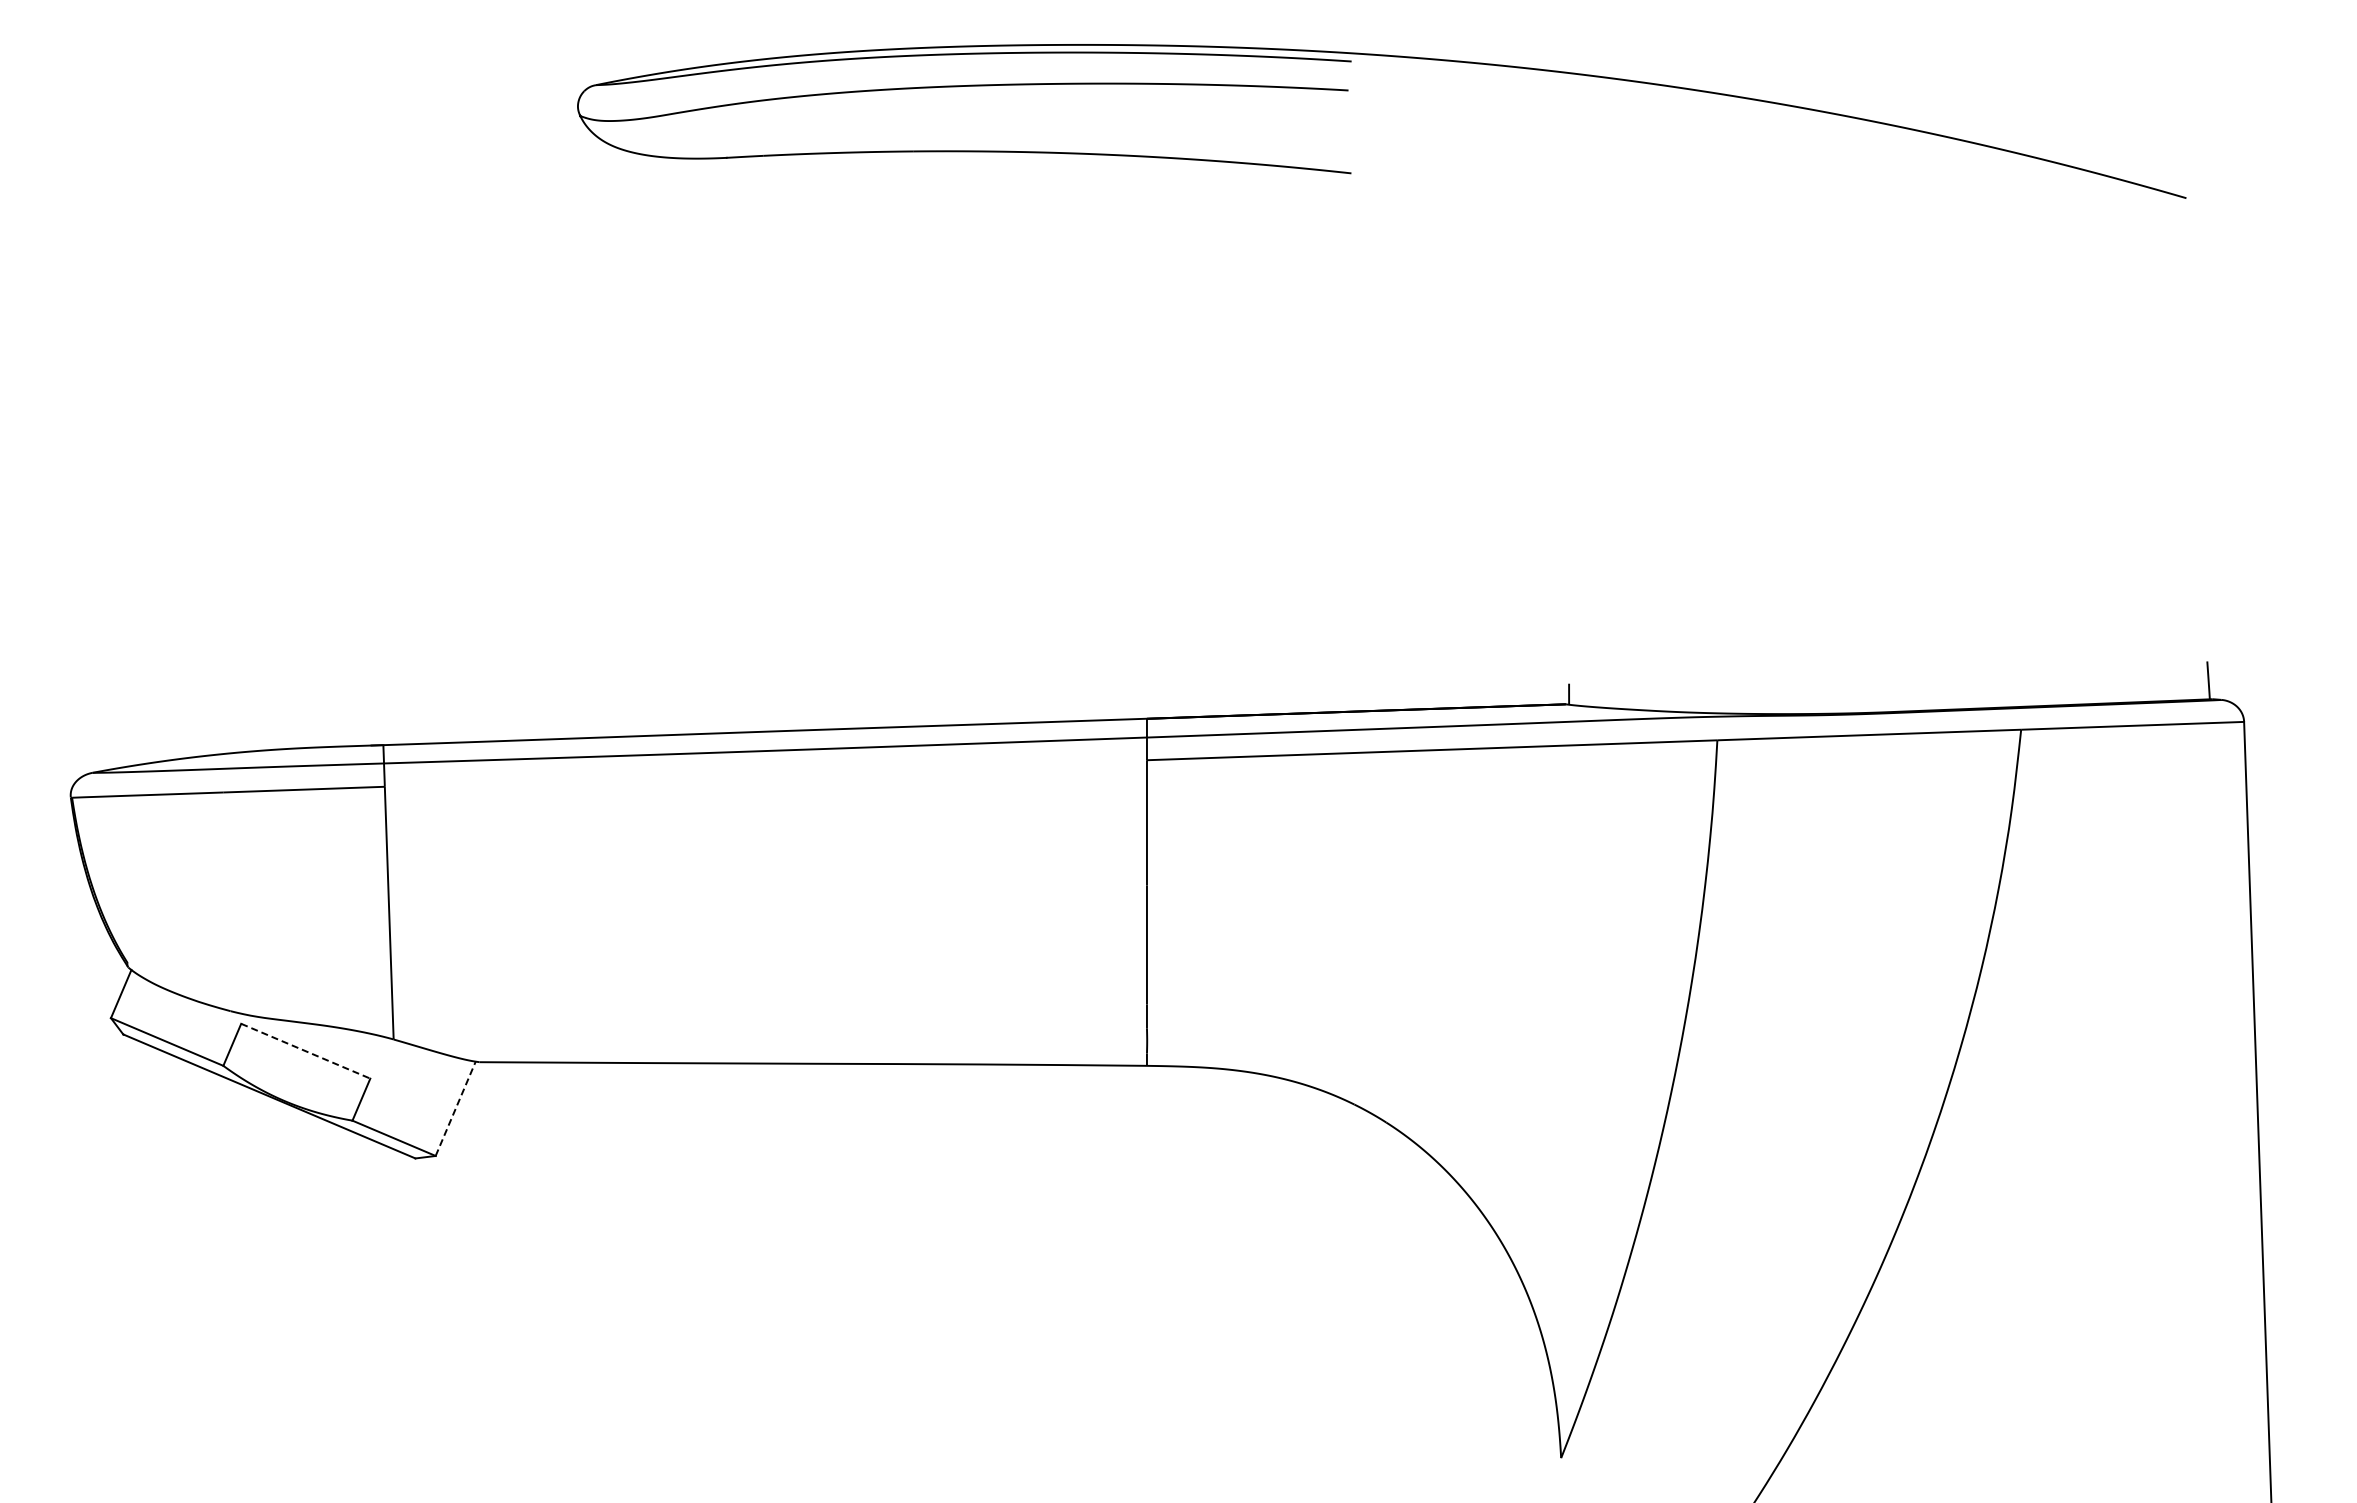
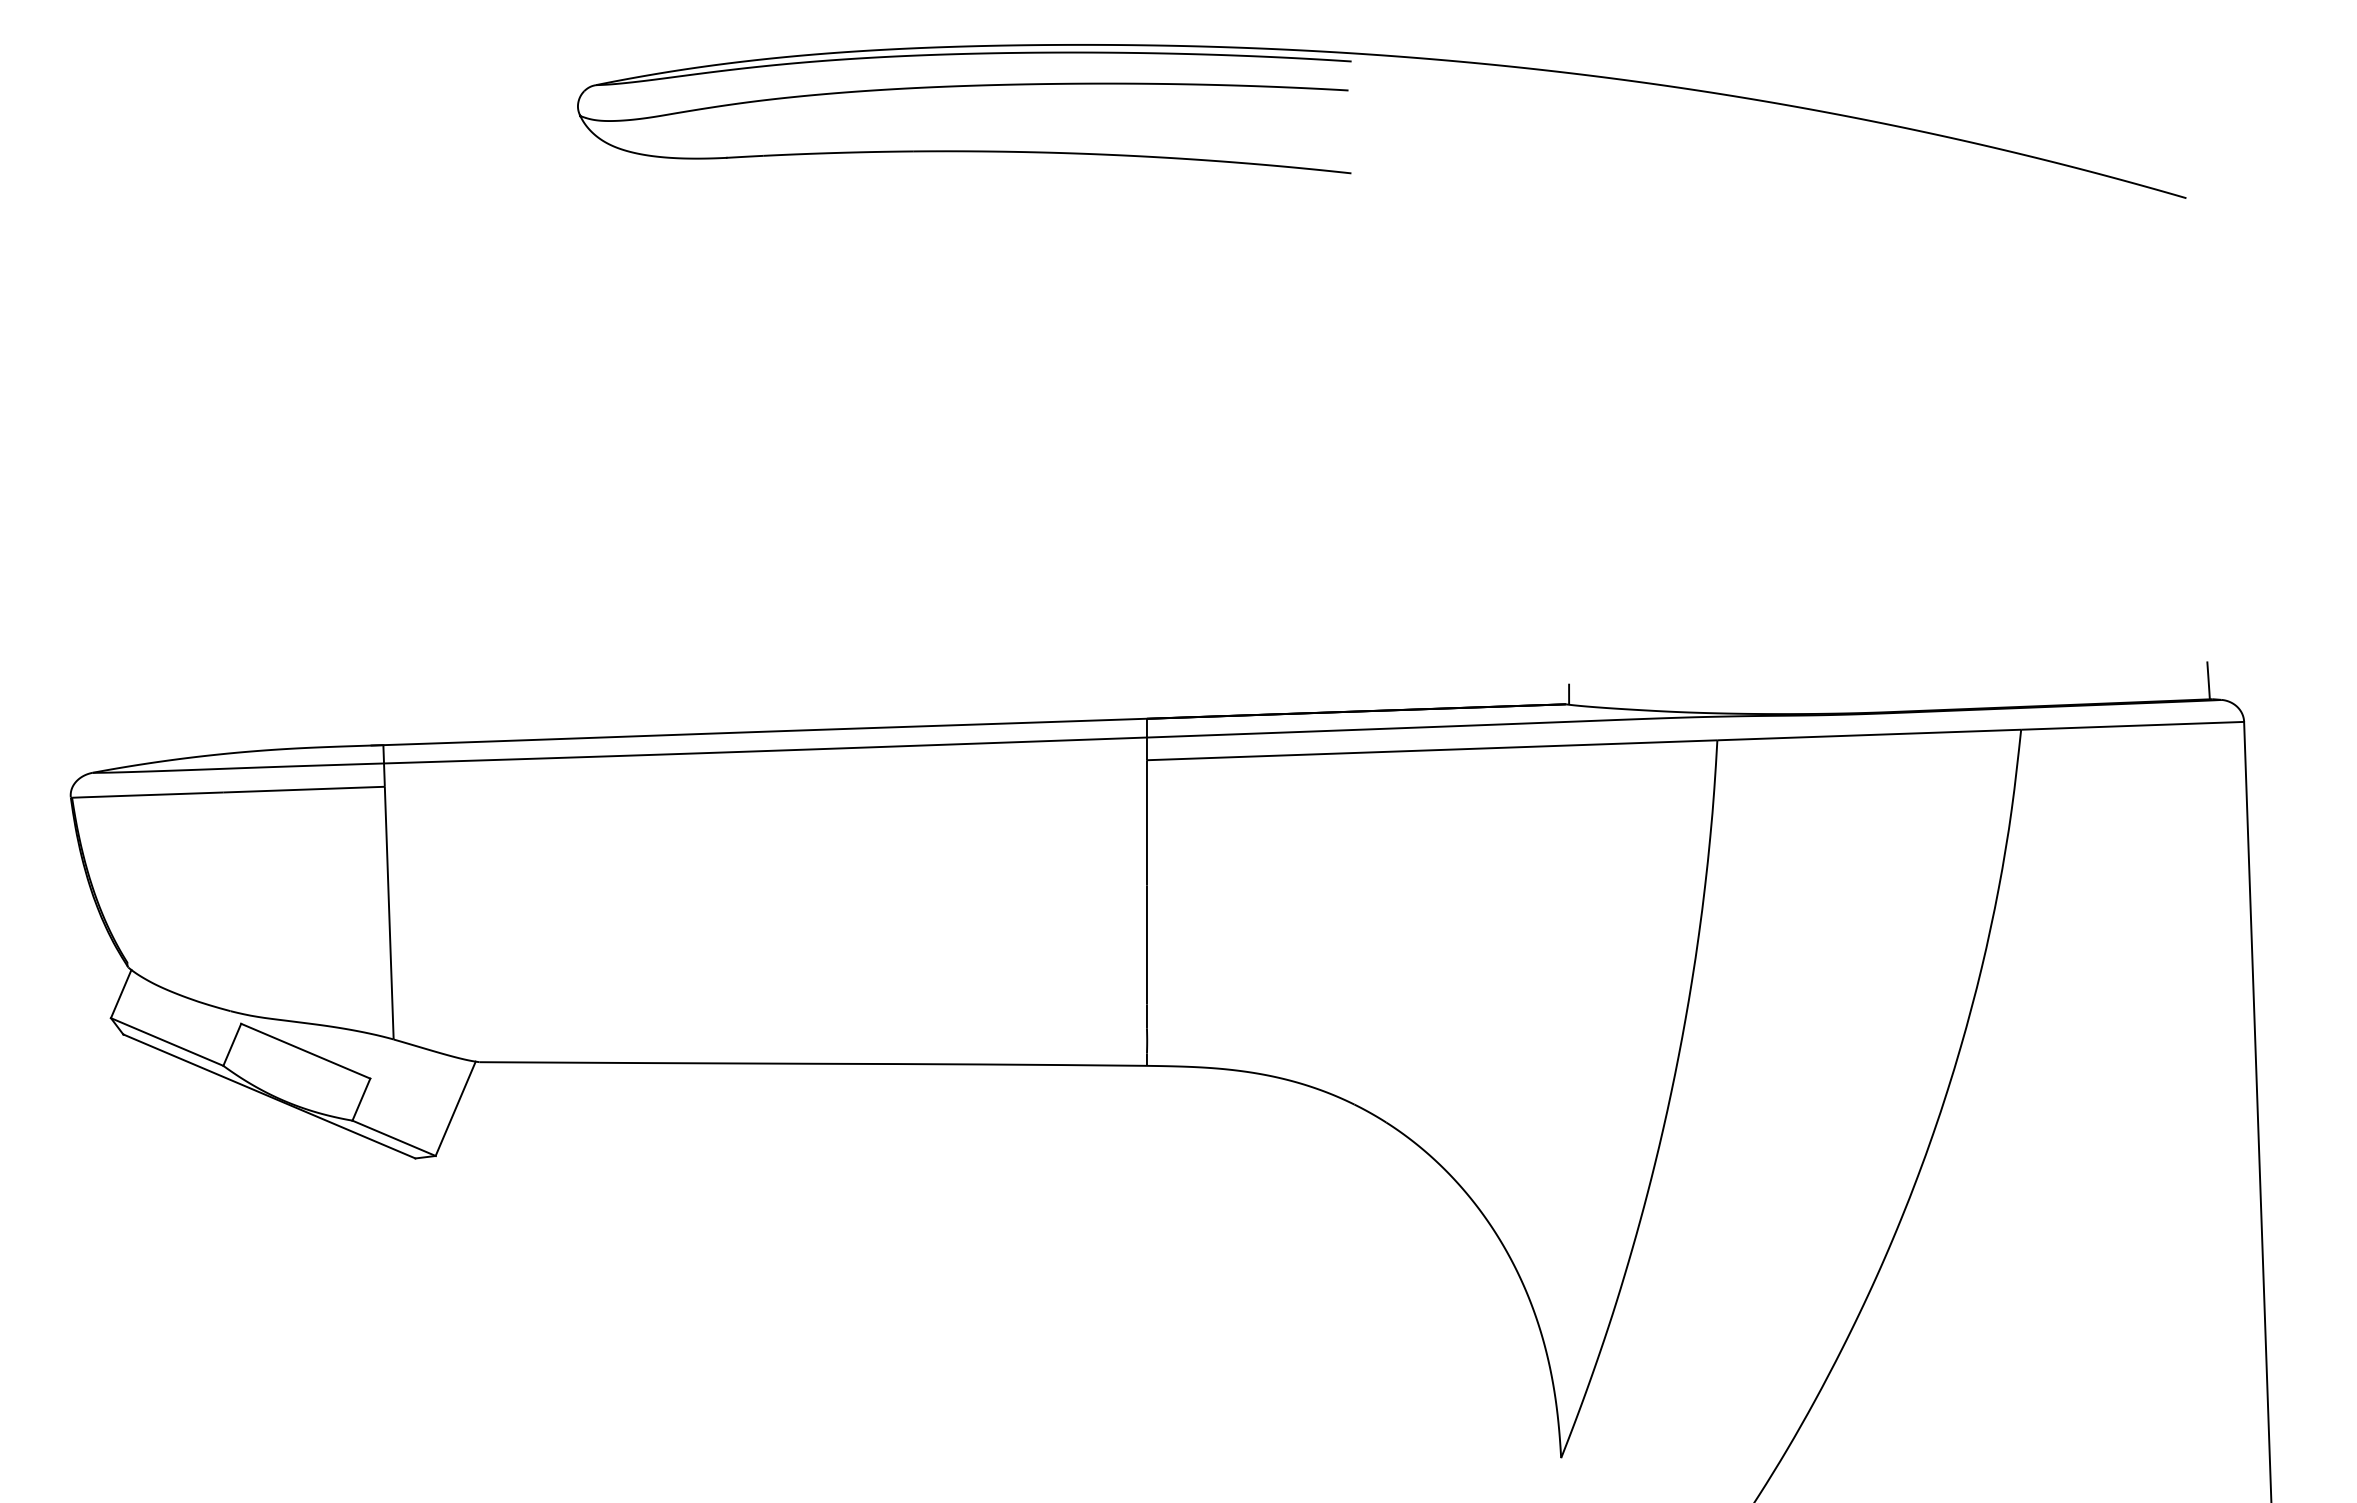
line: dashed -> solid (306, 1051)
line: dashed -> solid (455, 1108)
